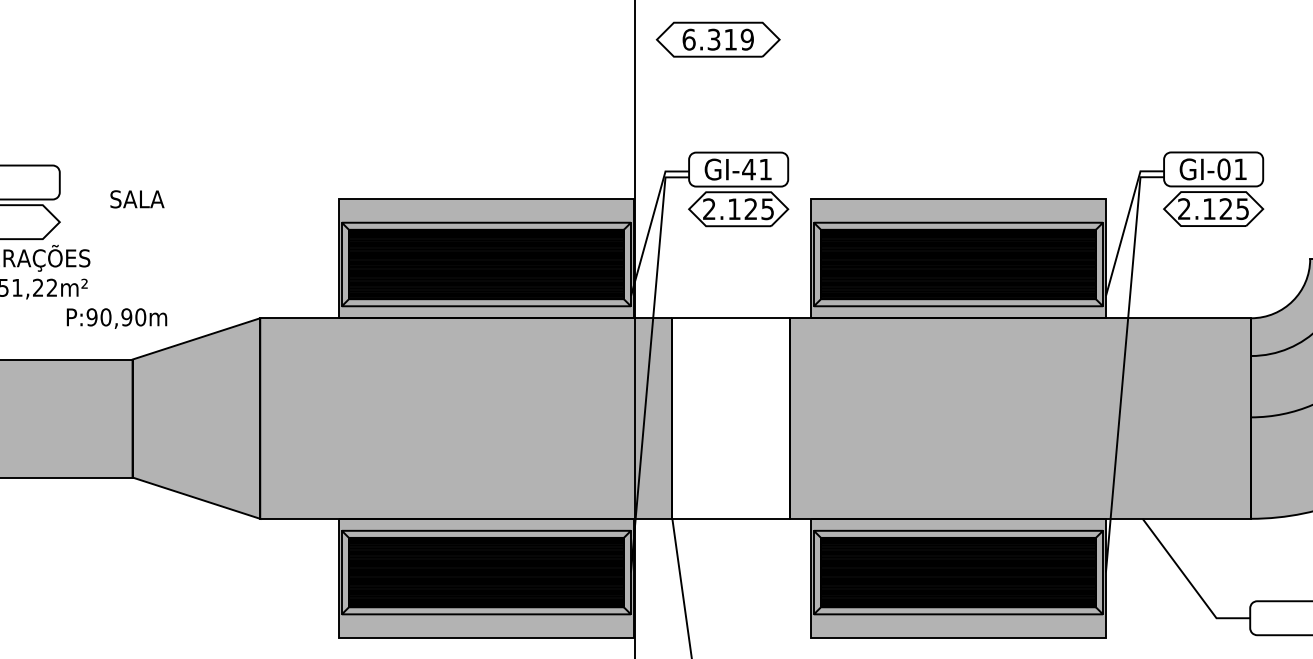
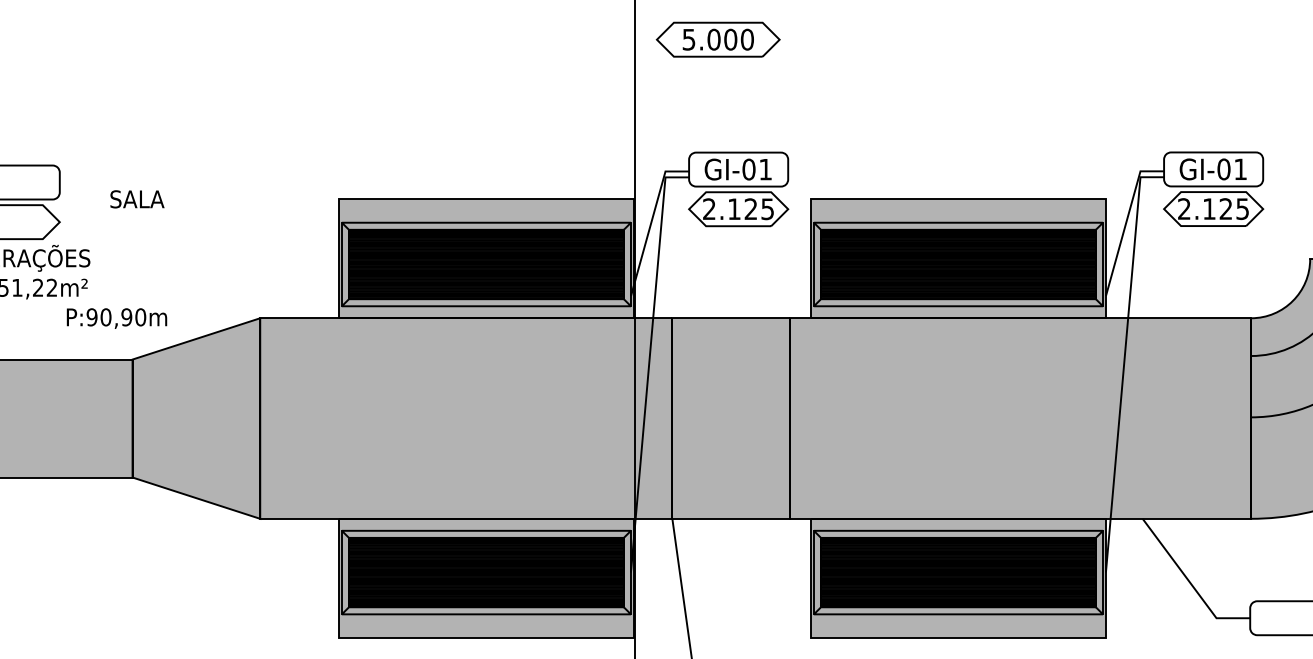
text: 6.319 -> 5.000 (717, 39)
text: GI-41 -> GI-01 (748, 169)
fill: none -> present (731, 418)
